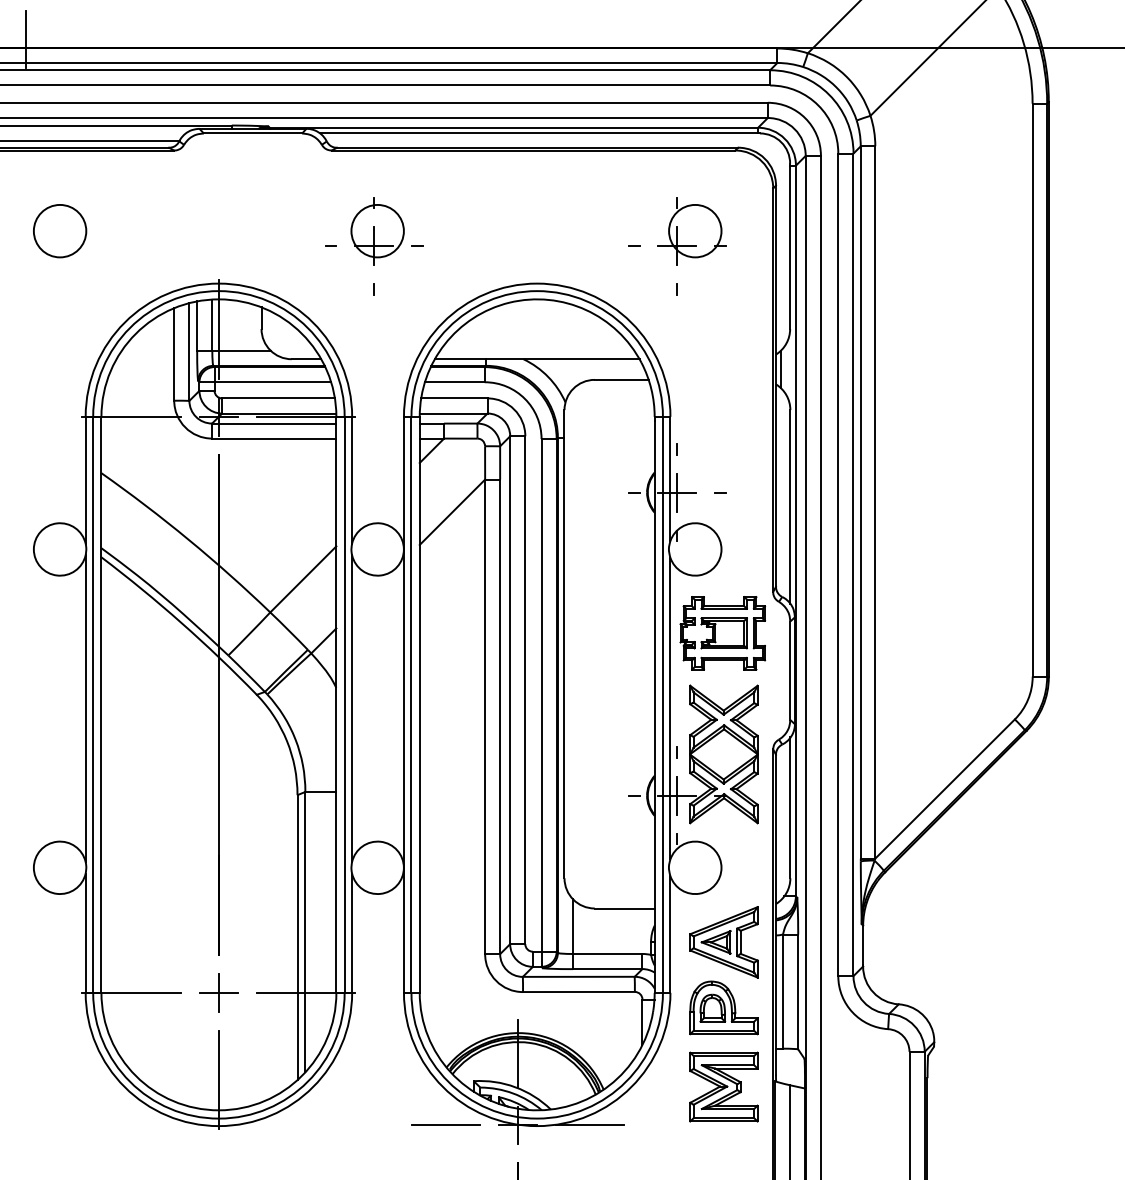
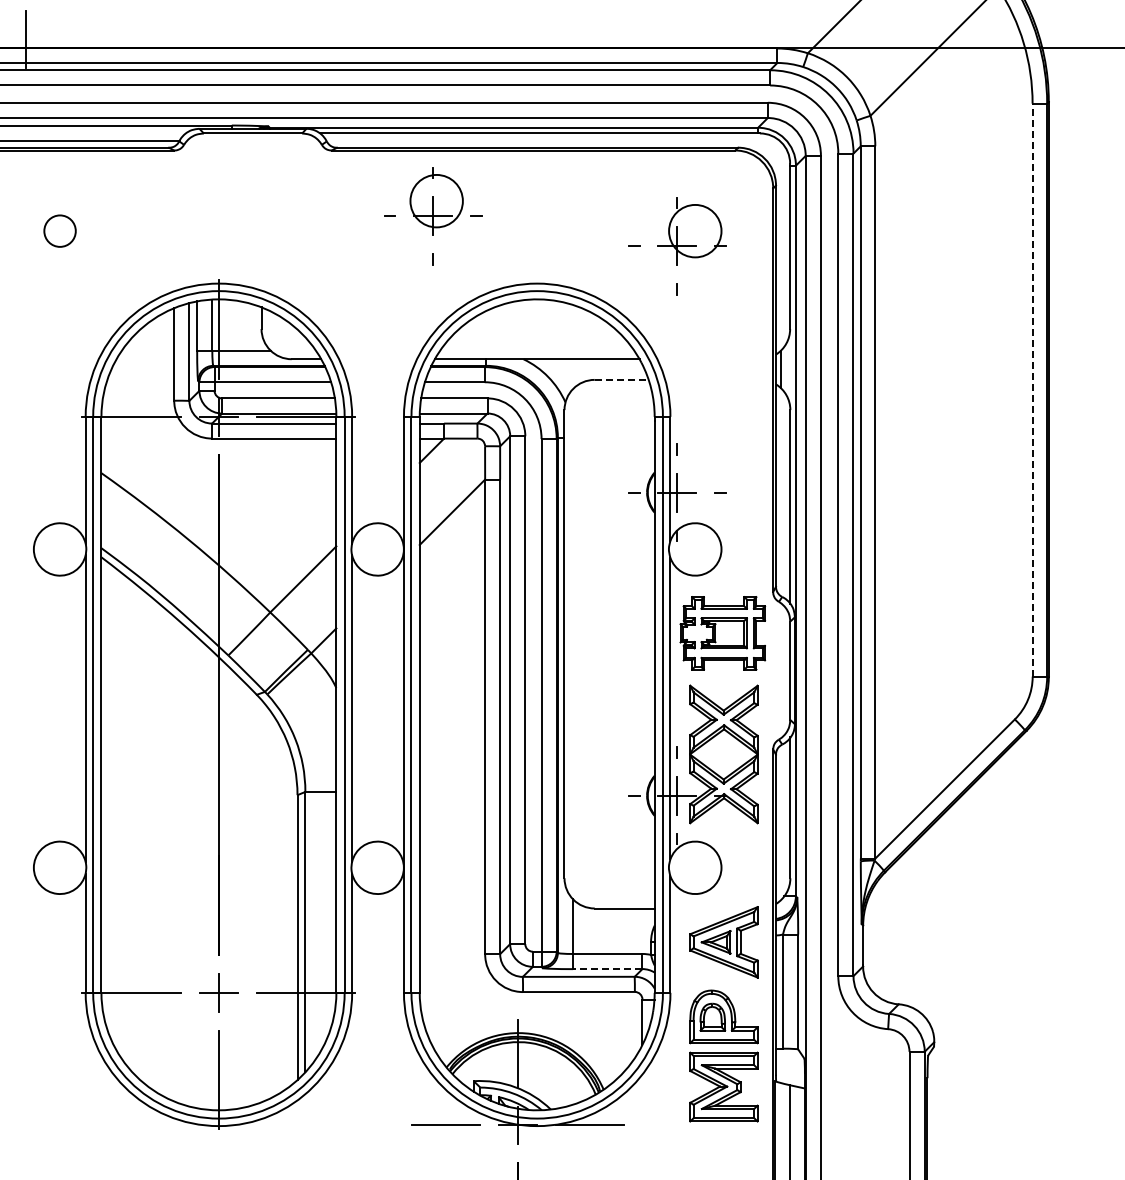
circle diameter: 52 px -> 31 px (59, 230)
part position: (374, 246) -> (433, 216) (433, 216)
line: solid -> dashed (622, 379)
line: solid -> dashed (1032, 389)
line: solid -> dashed (607, 969)
part position: (723, 1007) -> (723, 1016) (723, 1016)
